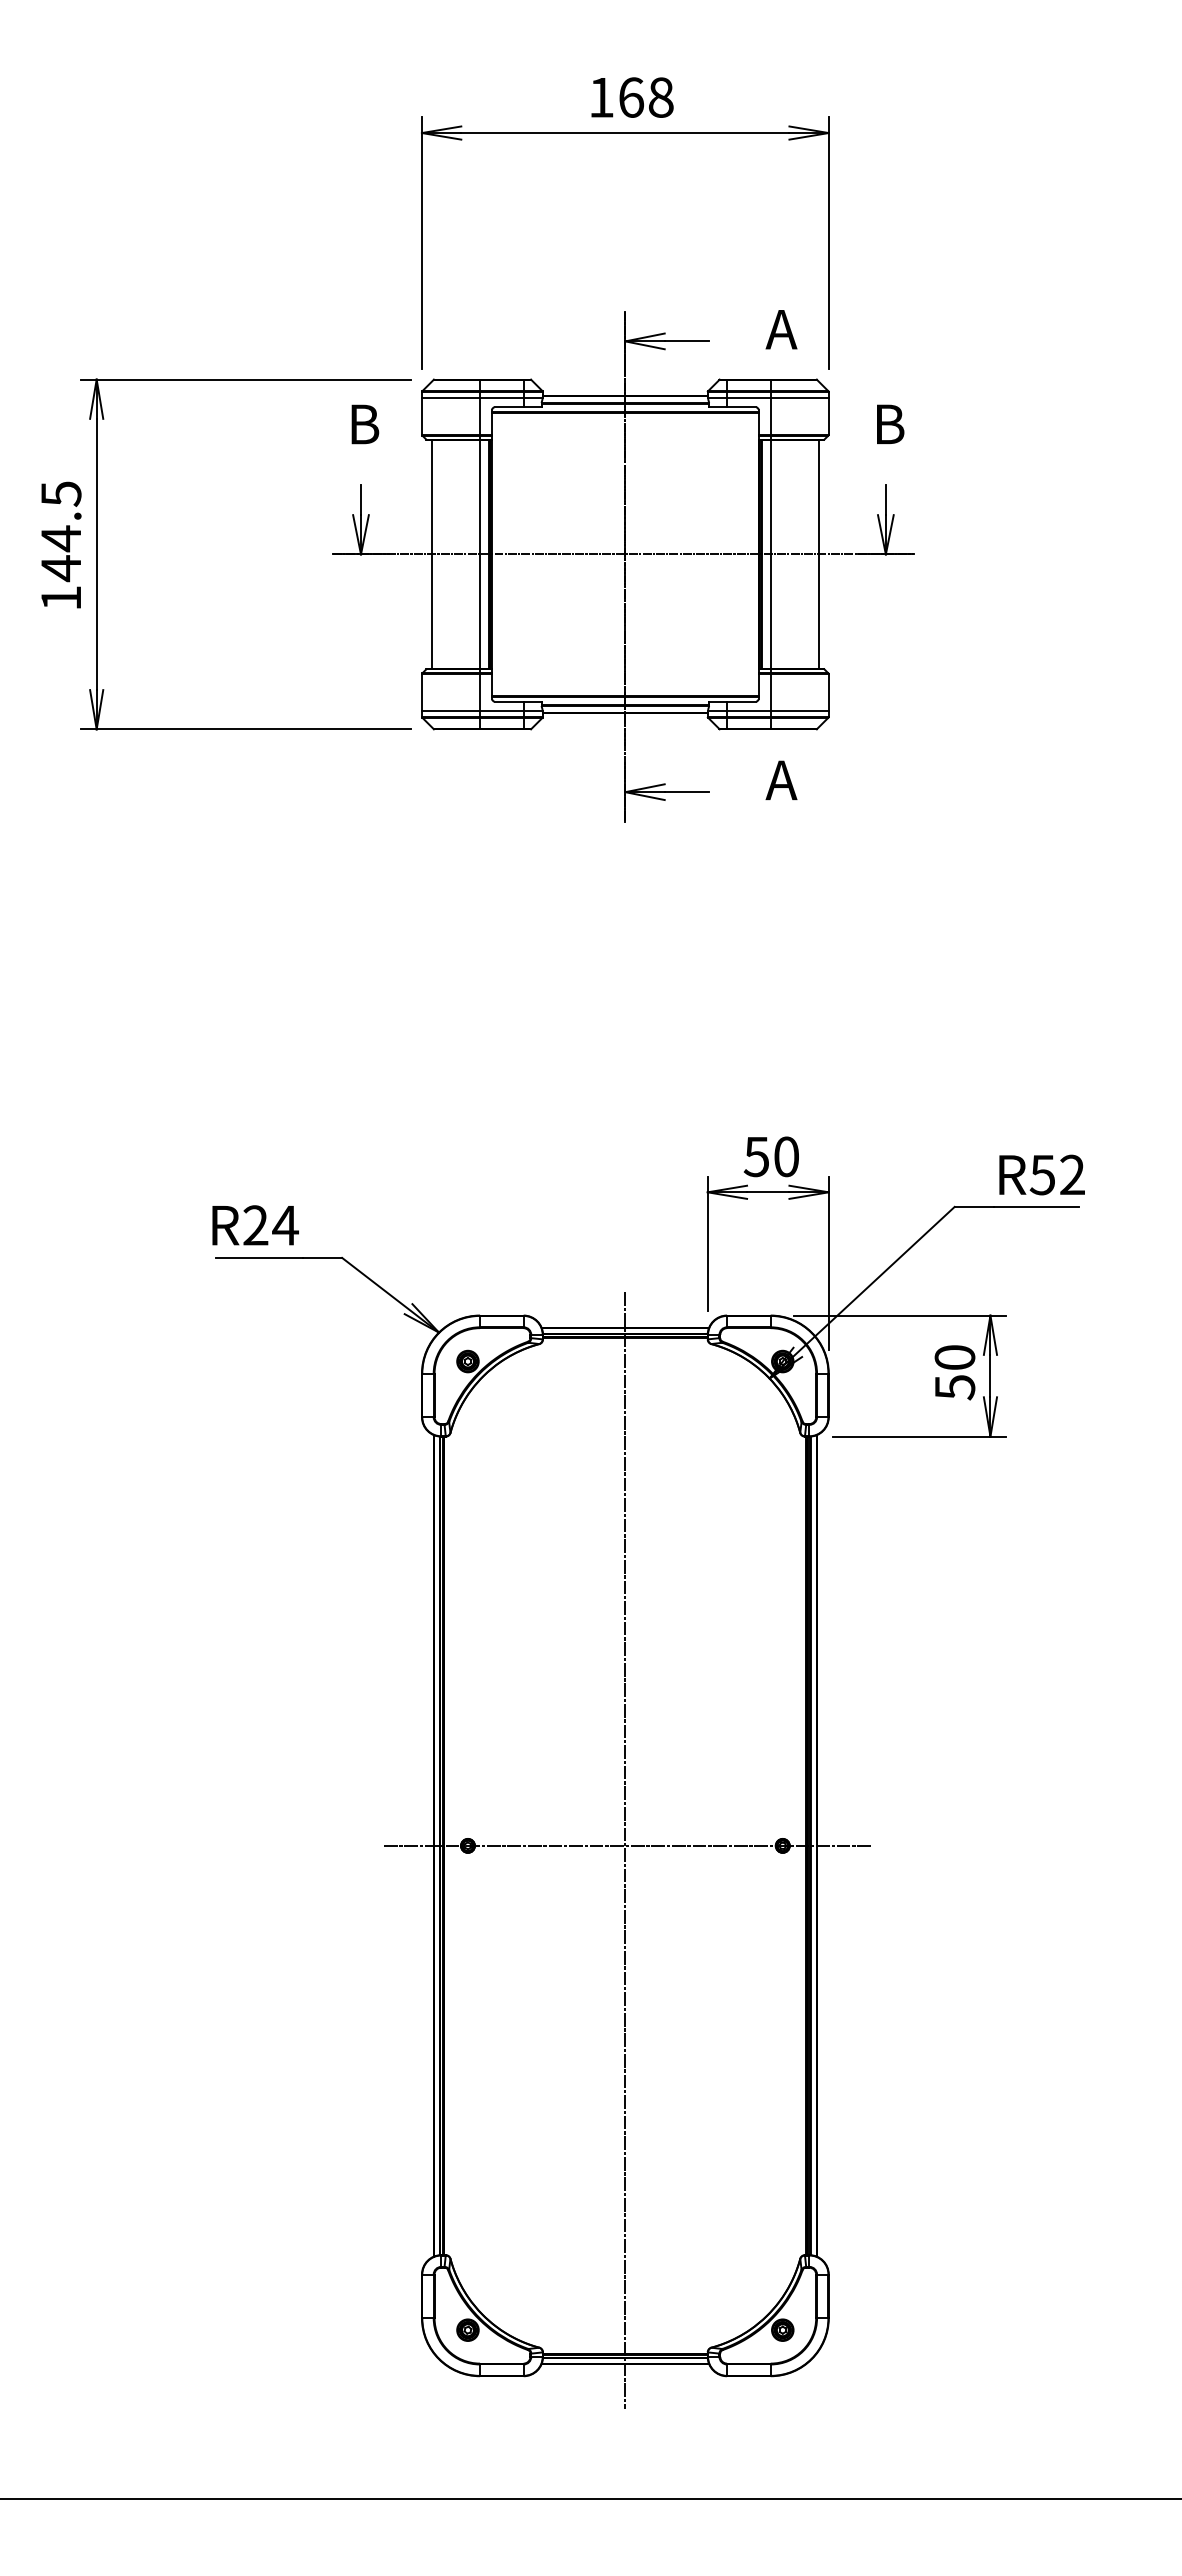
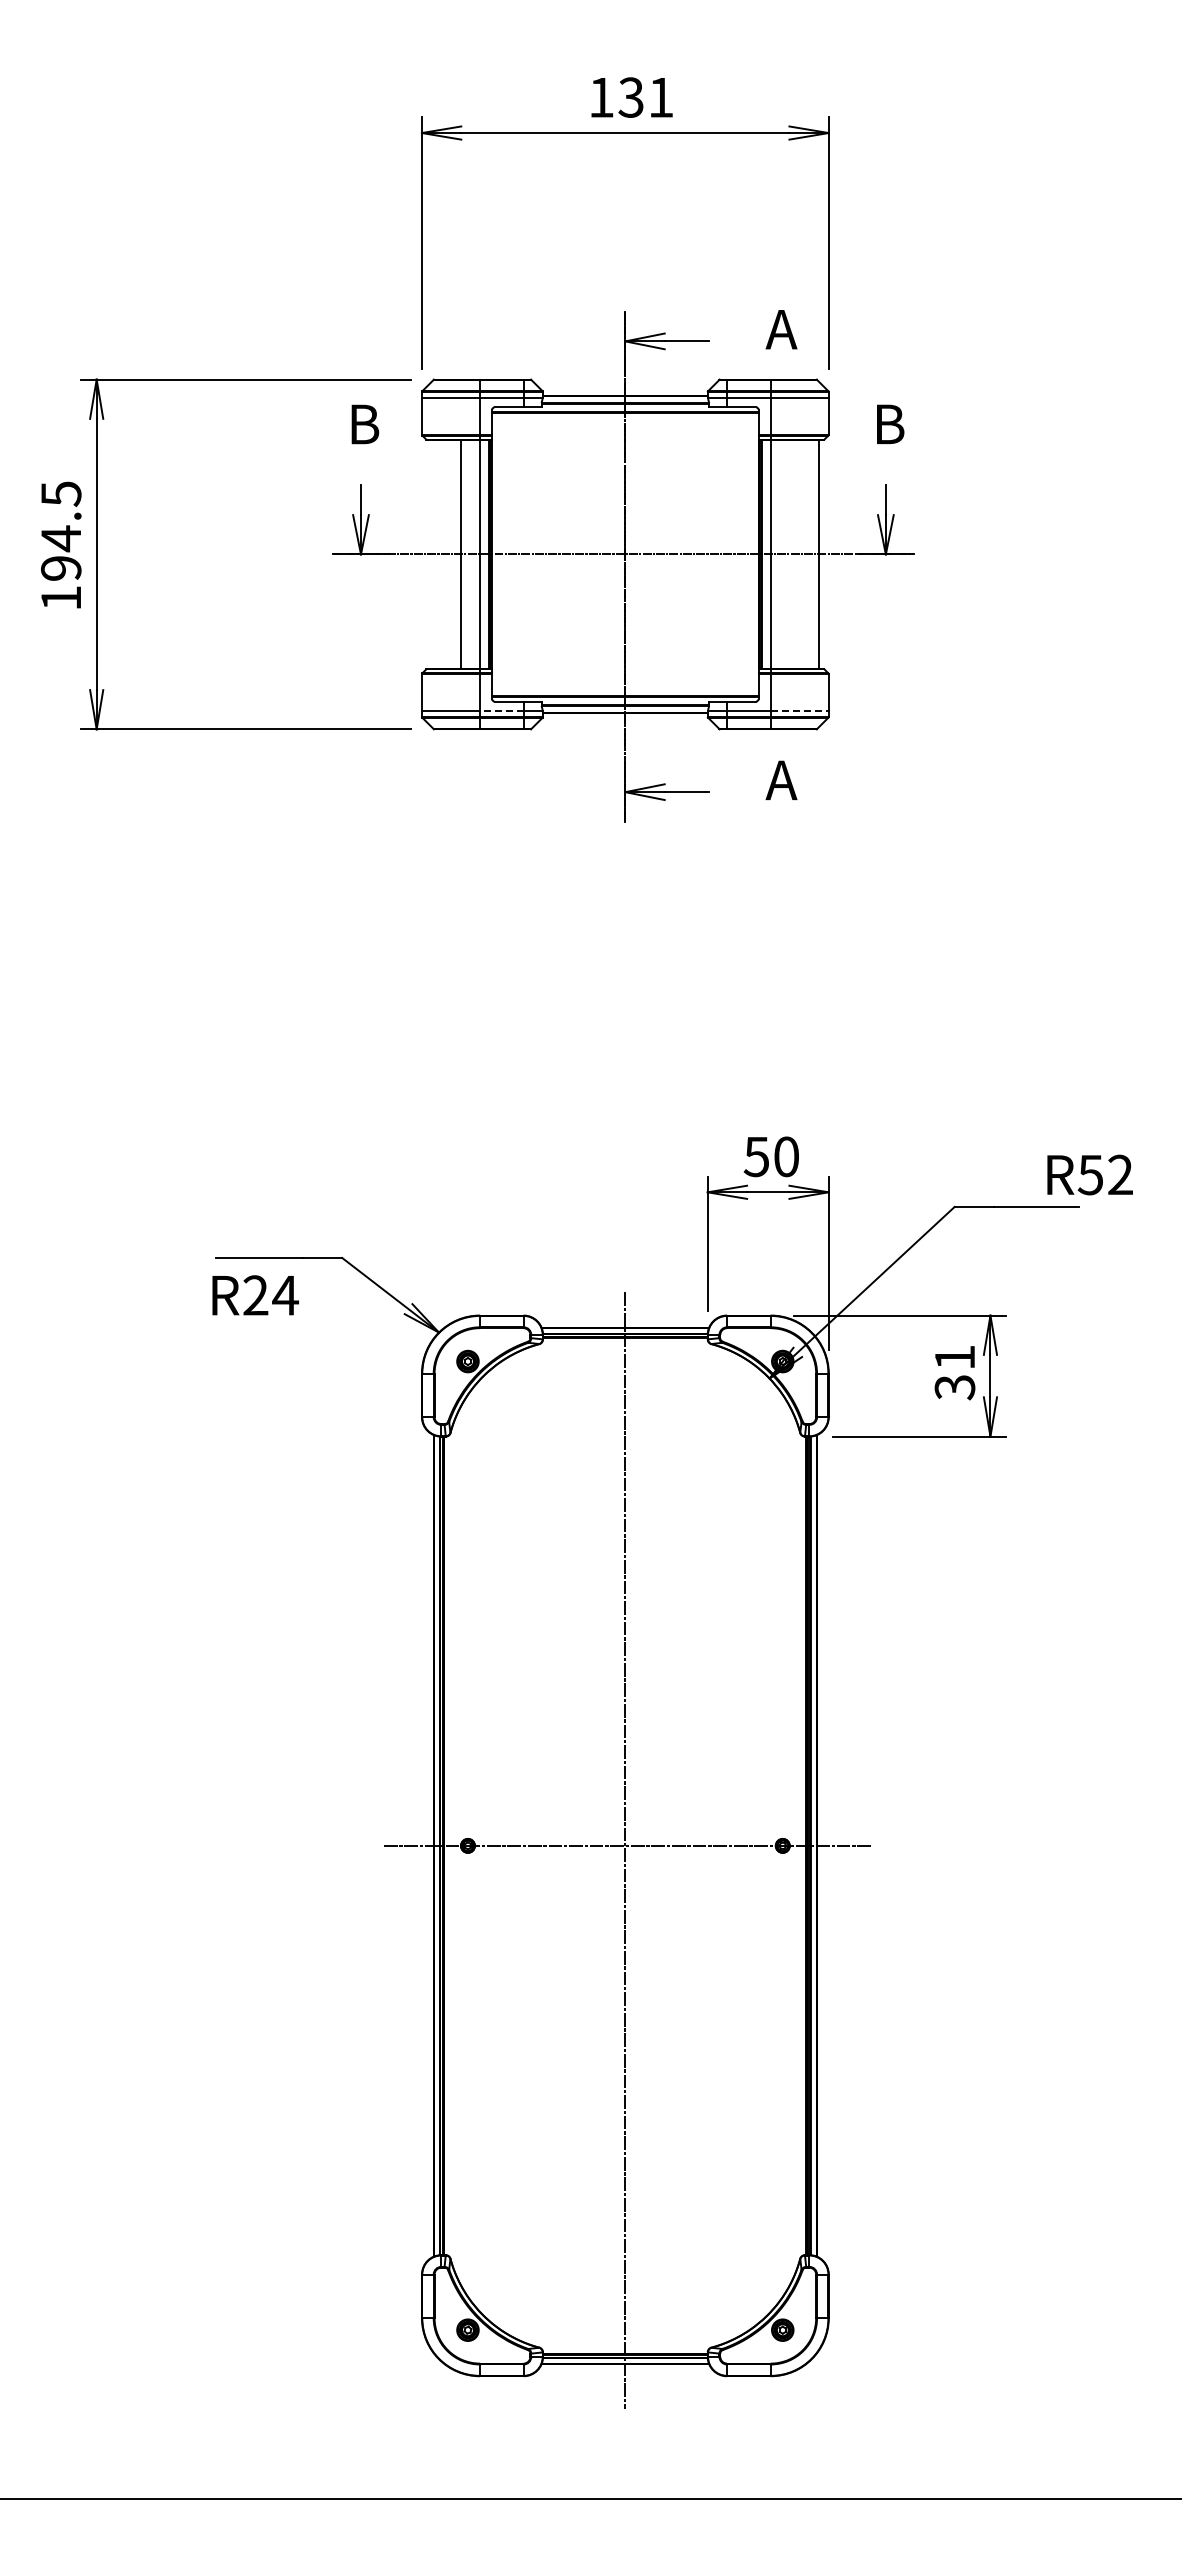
text: 168 -> 131 (645, 97)
line position: (431, 554) -> (460, 554) (460, 554)
text: 144.5 -> 194.5 (61, 568)
line: solid -> dashed (501, 711)
line: solid -> dashed (800, 711)
text position: (1041, 1174) -> (1089, 1174) (1089, 1174)
text position: (255, 1225) -> (255, 1295) (255, 1295)
text: 50 -> 31 (954, 1372)
